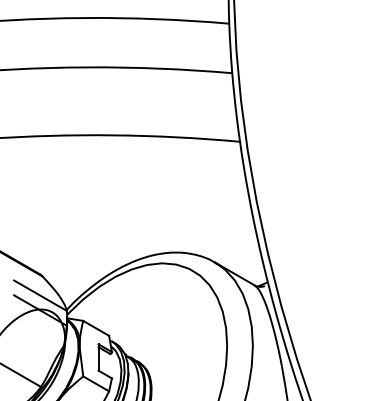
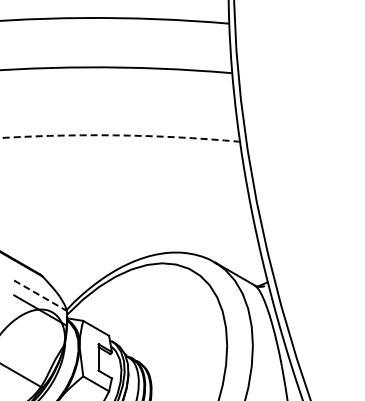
arc: solid -> dashed (120, 135)
line: solid -> dashed (40, 295)
